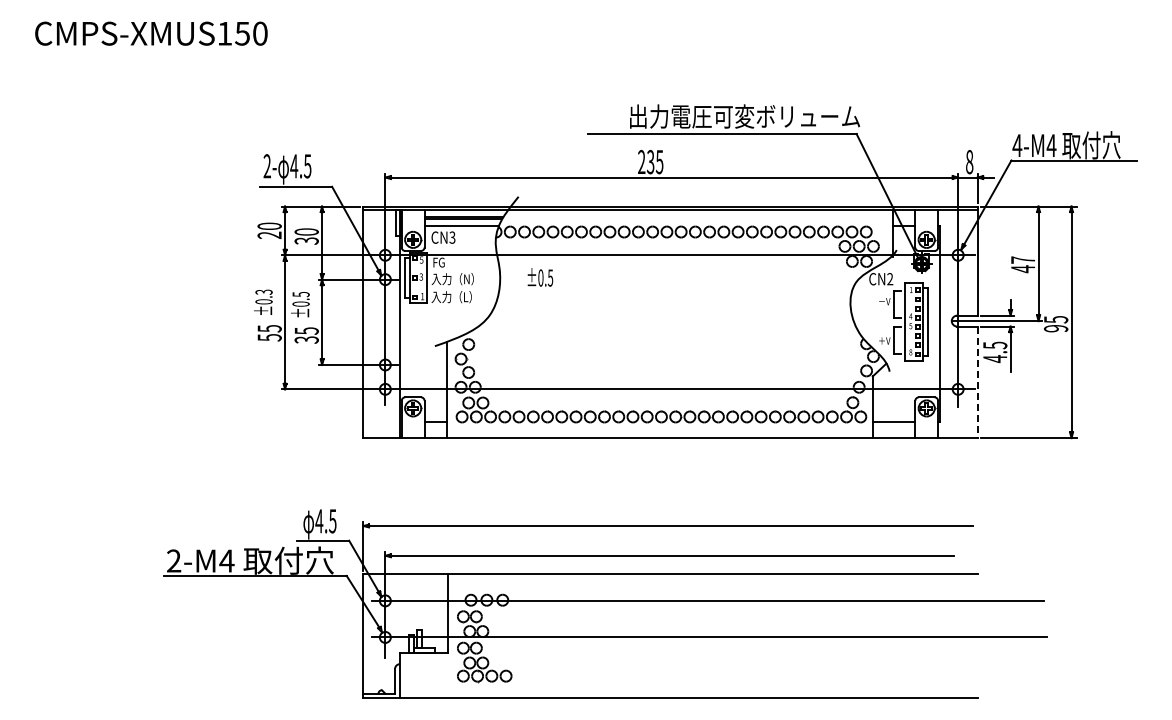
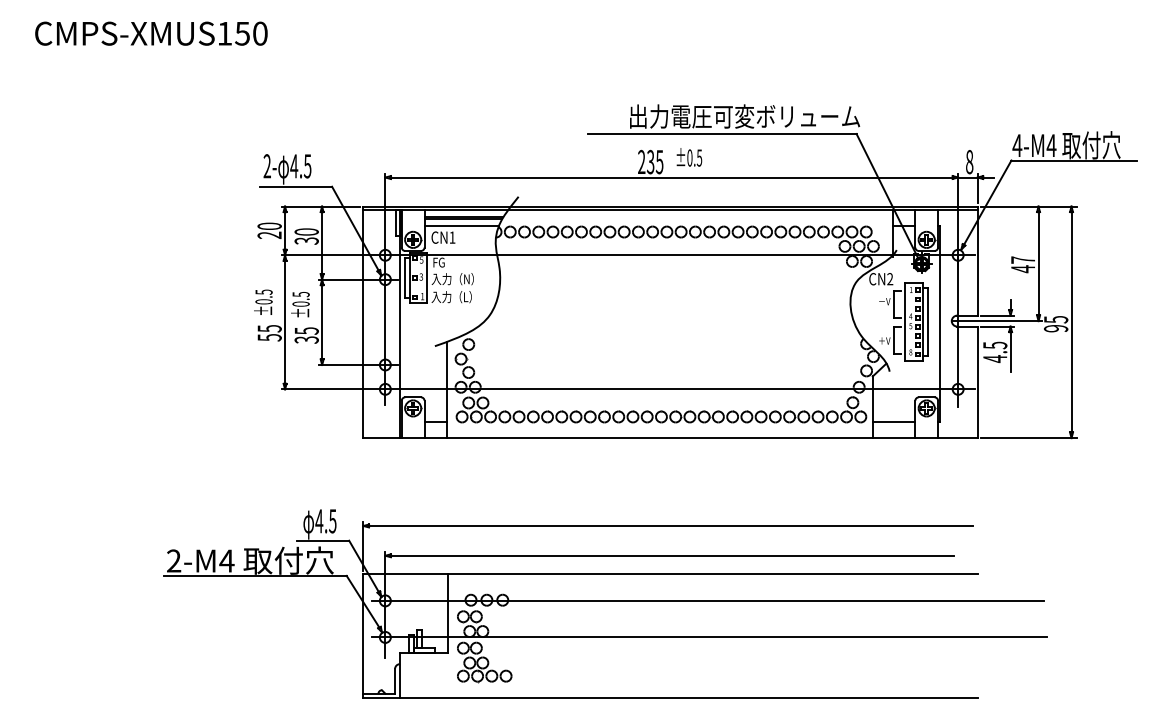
text: CN3 -> CN1 (452, 237)
text position: (540, 277) -> (689, 157) (689, 157)
text: ±0.3 -> ±0.5 (263, 291)
line: dashed -> solid (977, 382)
